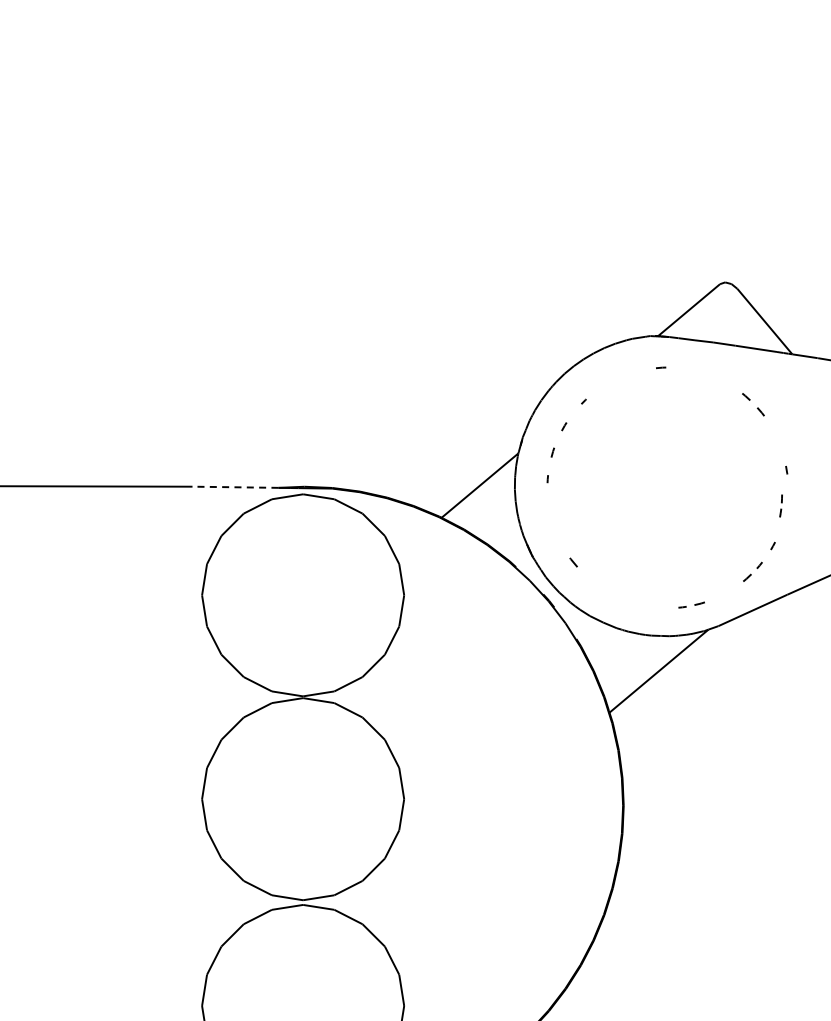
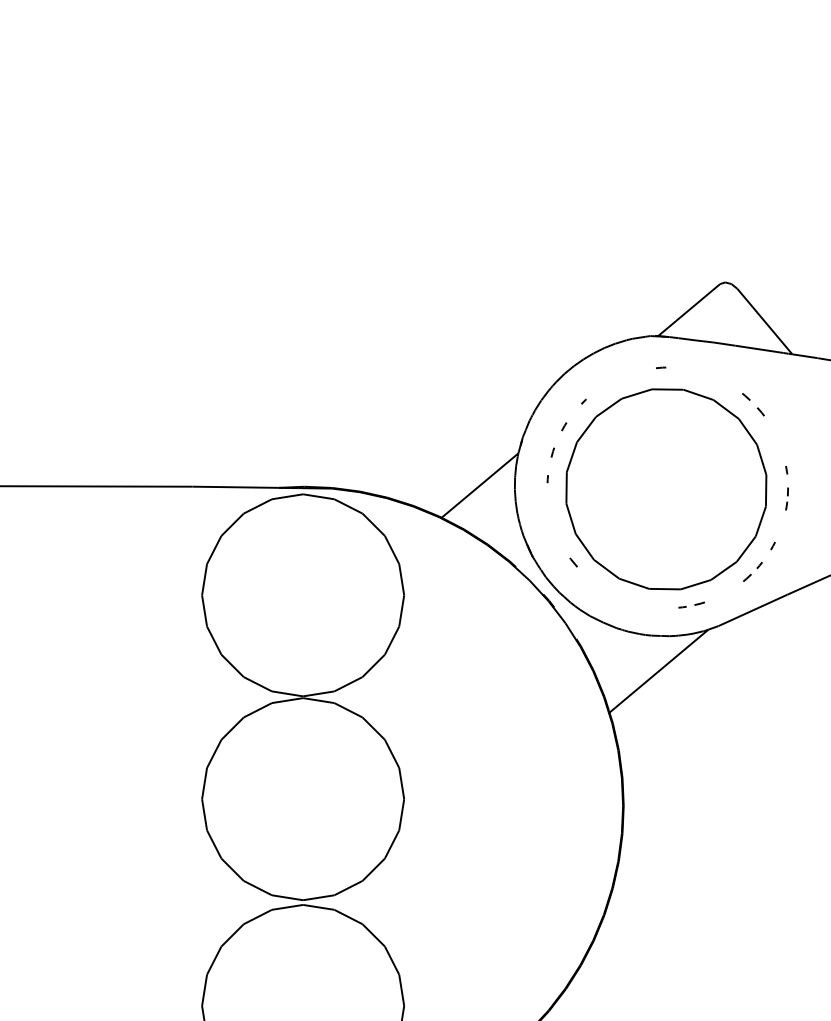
line: dashed -> solid (235, 487)
part: none -> present (666, 489)
part position: (780, 505) -> (786, 498) (786, 498)
